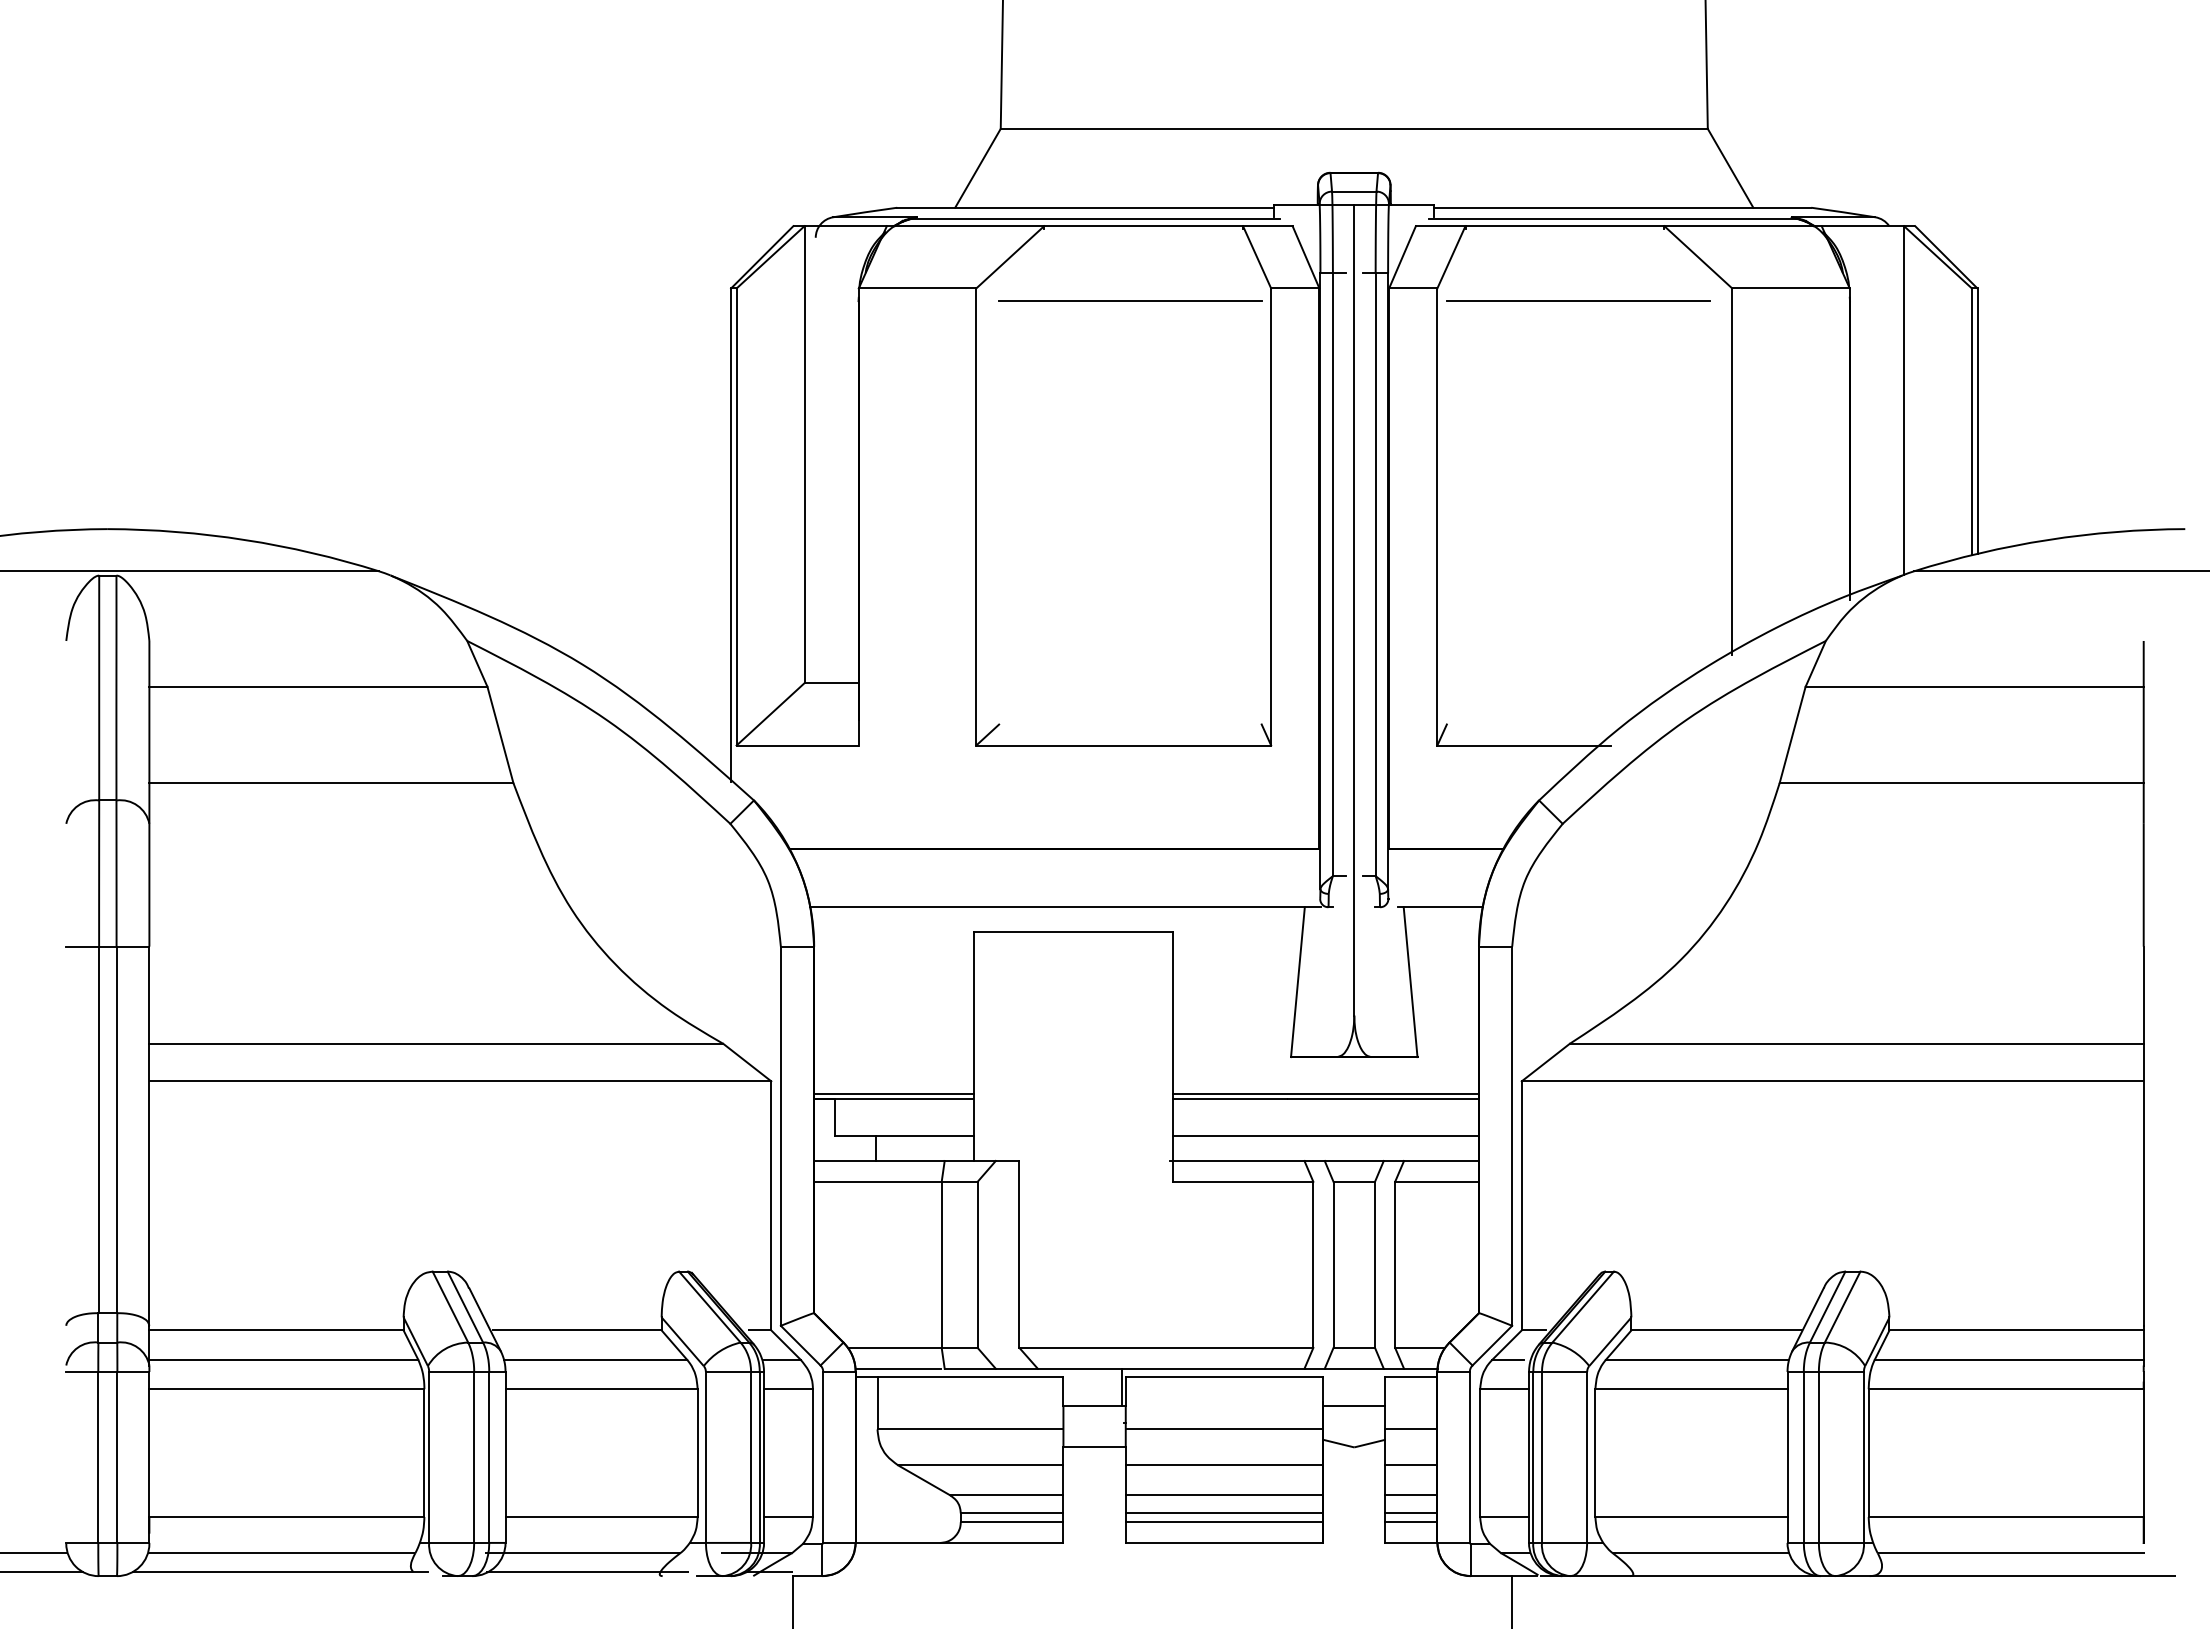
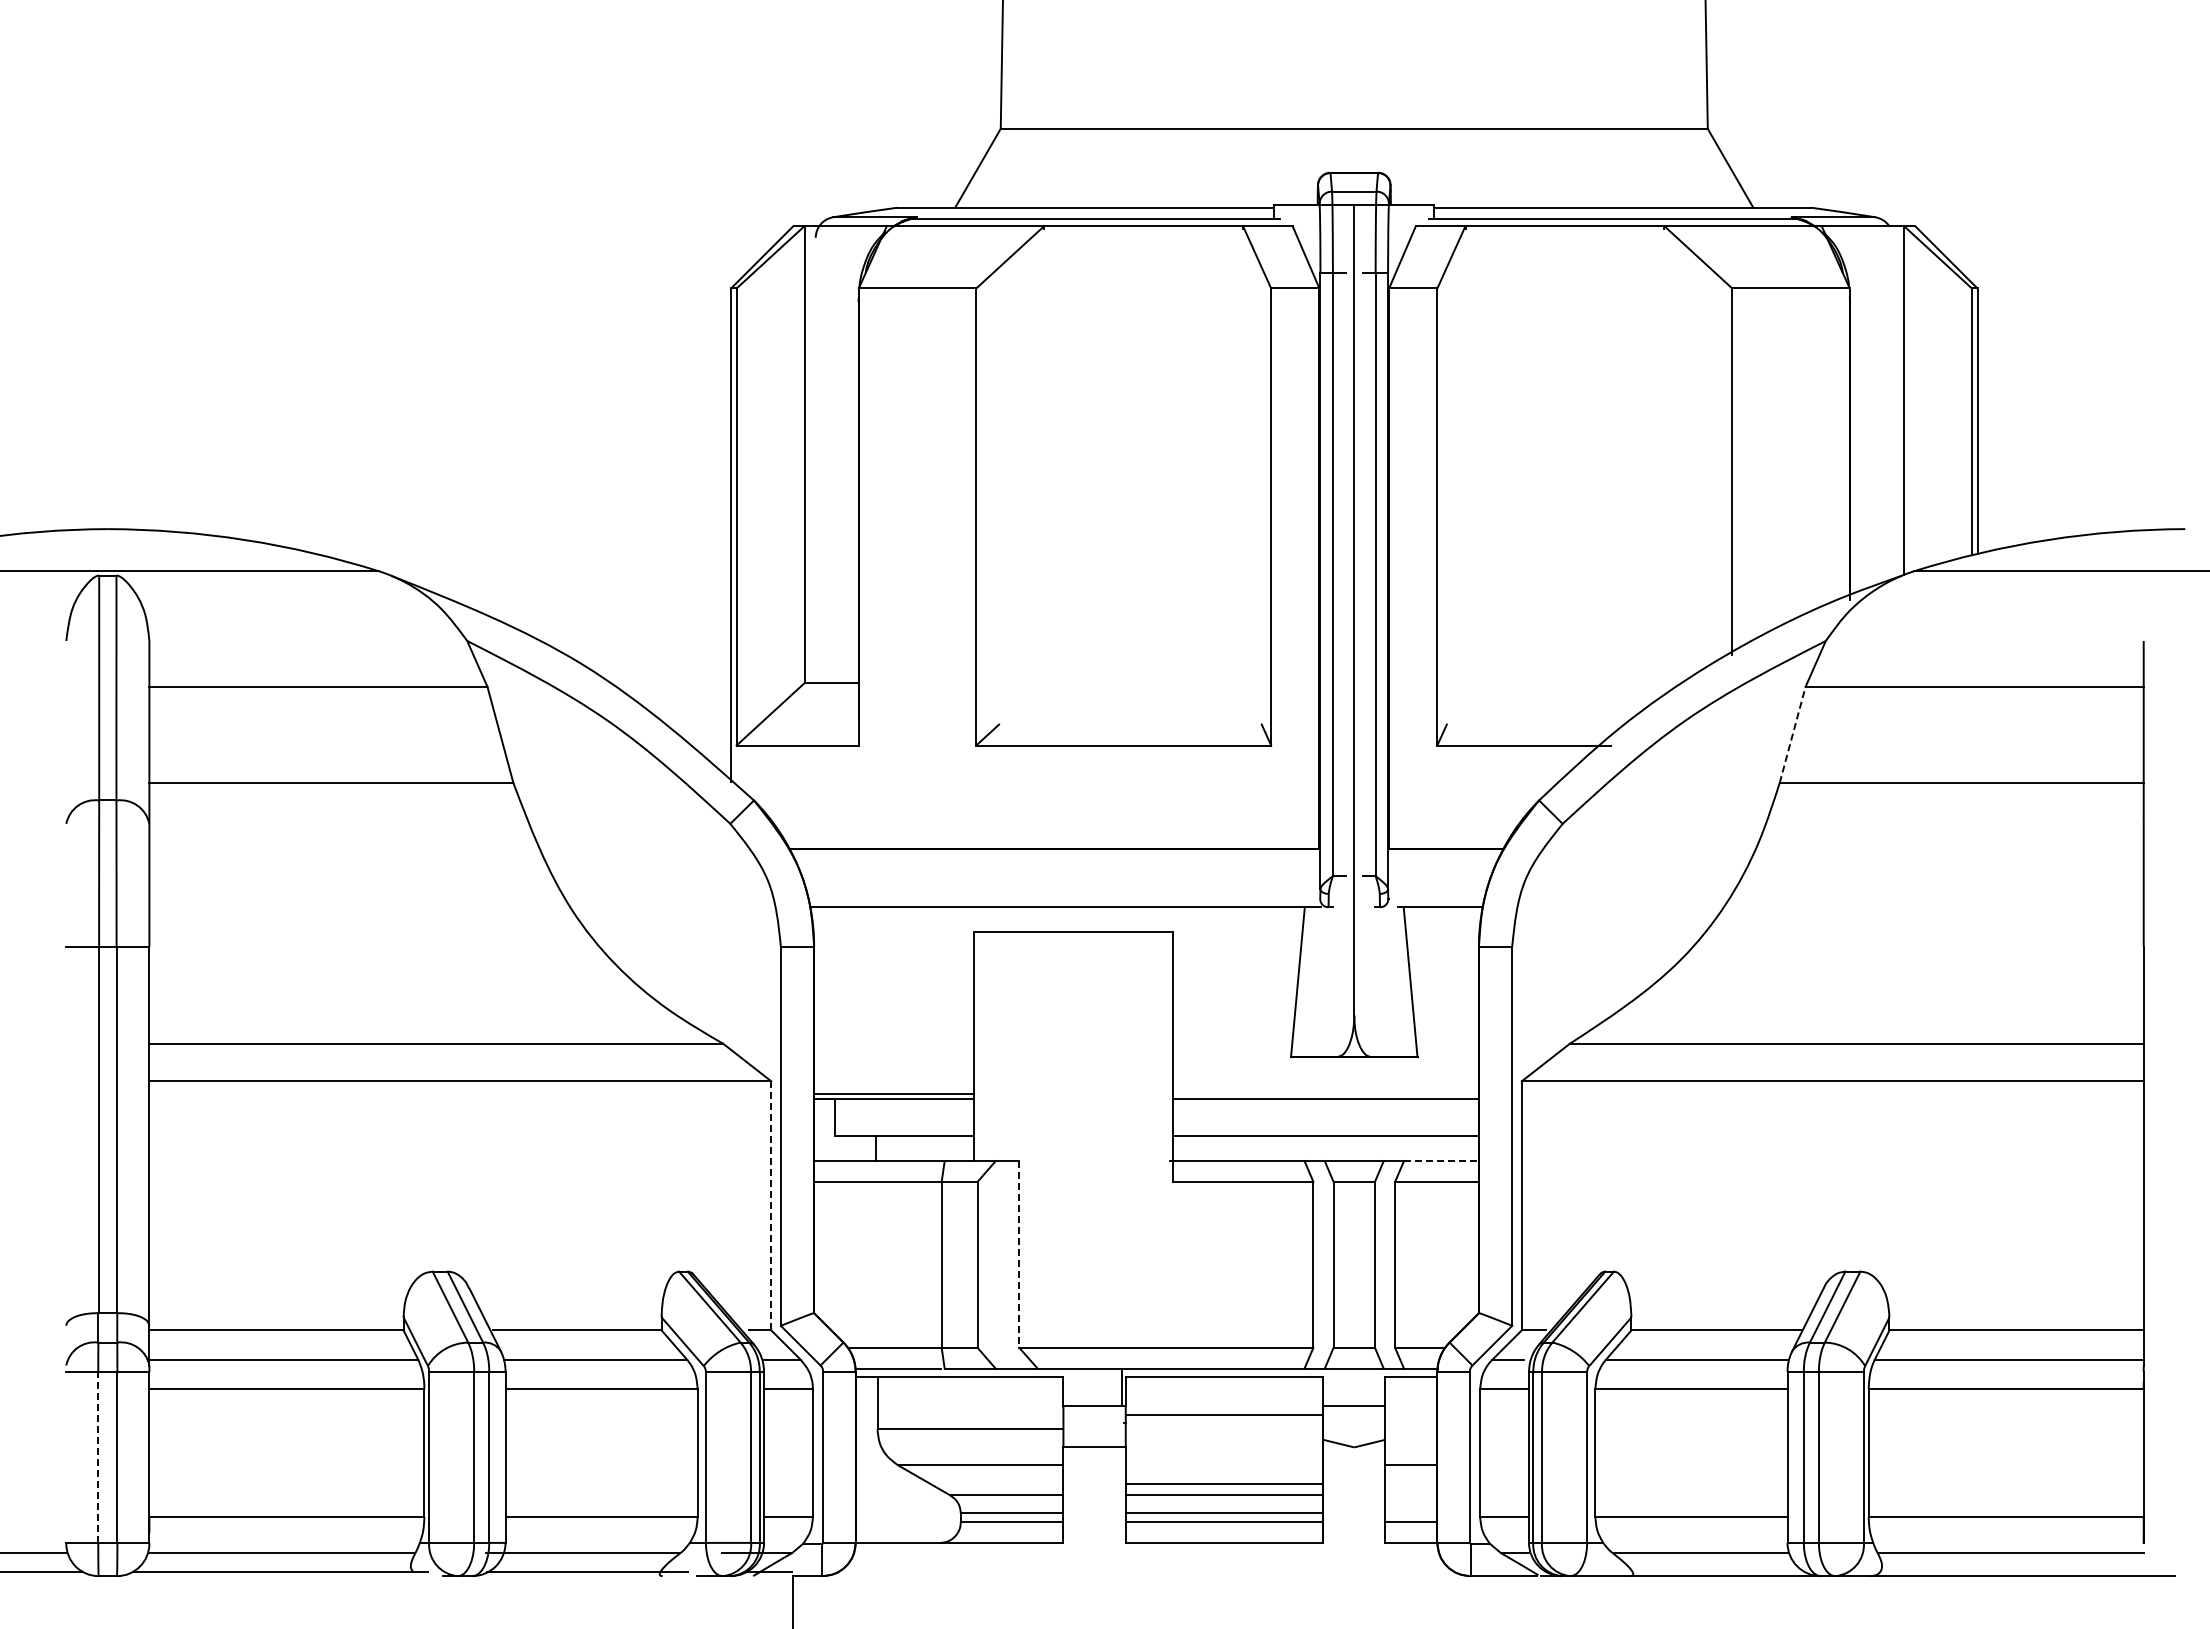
line: present -> none (1578, 300)
line: present -> none (1129, 301)
line: solid -> dashed (1792, 734)
line: present -> none (1325, 1094)
line: solid -> dashed (1441, 1161)
line: solid -> dashed (771, 1205)
line: solid -> dashed (1019, 1254)
line position: (1224, 1429) -> (1224, 1415) (1224, 1415)
line: present -> none (1411, 1429)
line: solid -> dashed (98, 1456)
line position: (1224, 1465) -> (1224, 1484) (1224, 1484)
line: present -> none (1411, 1495)
line: present -> none (1411, 1513)
line: present -> none (1511, 1600)
